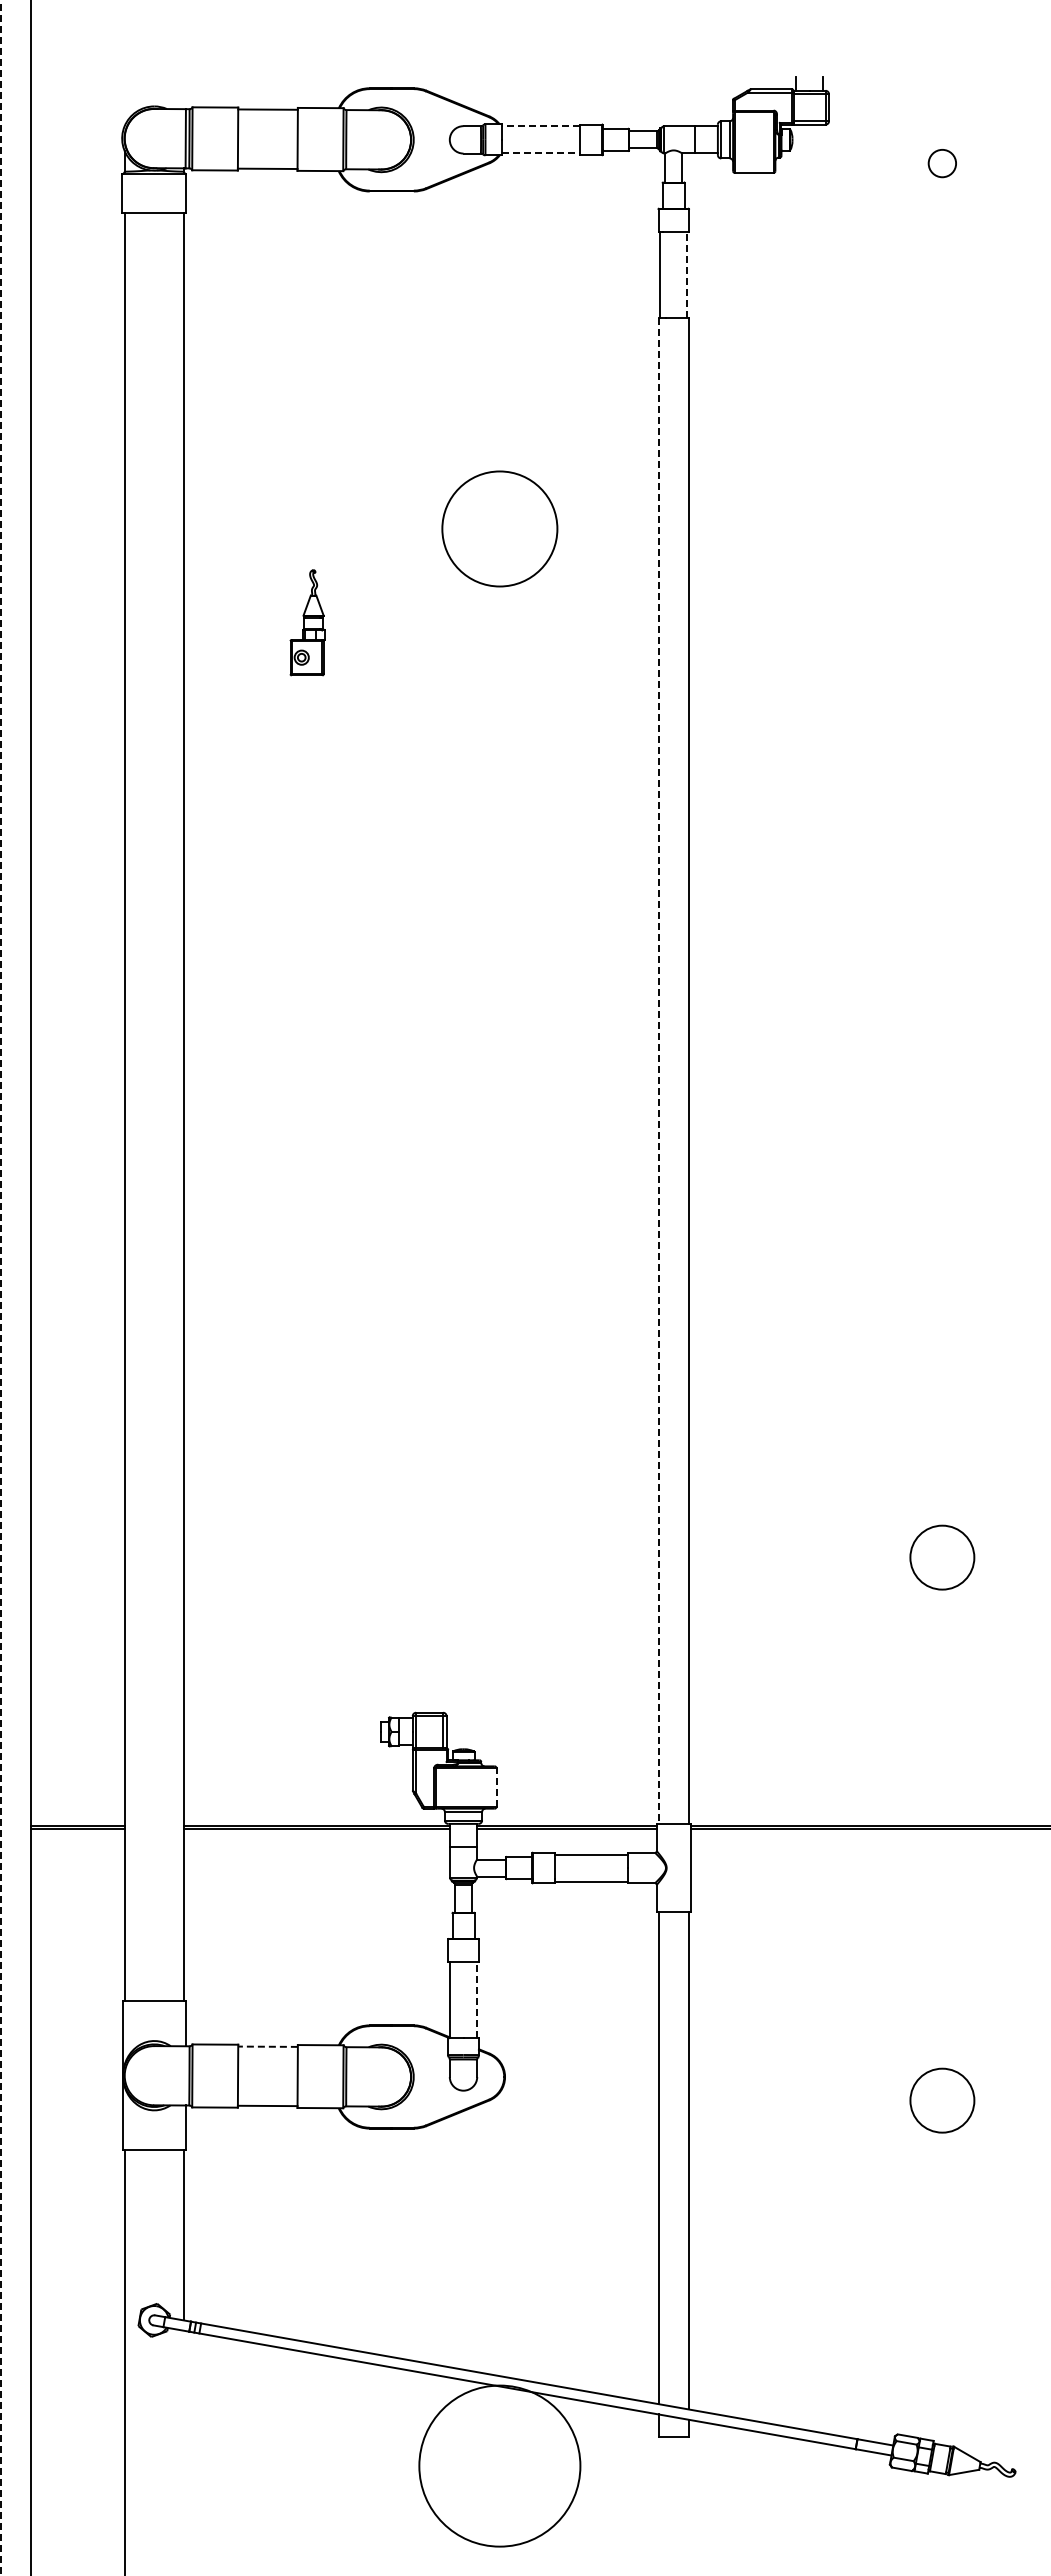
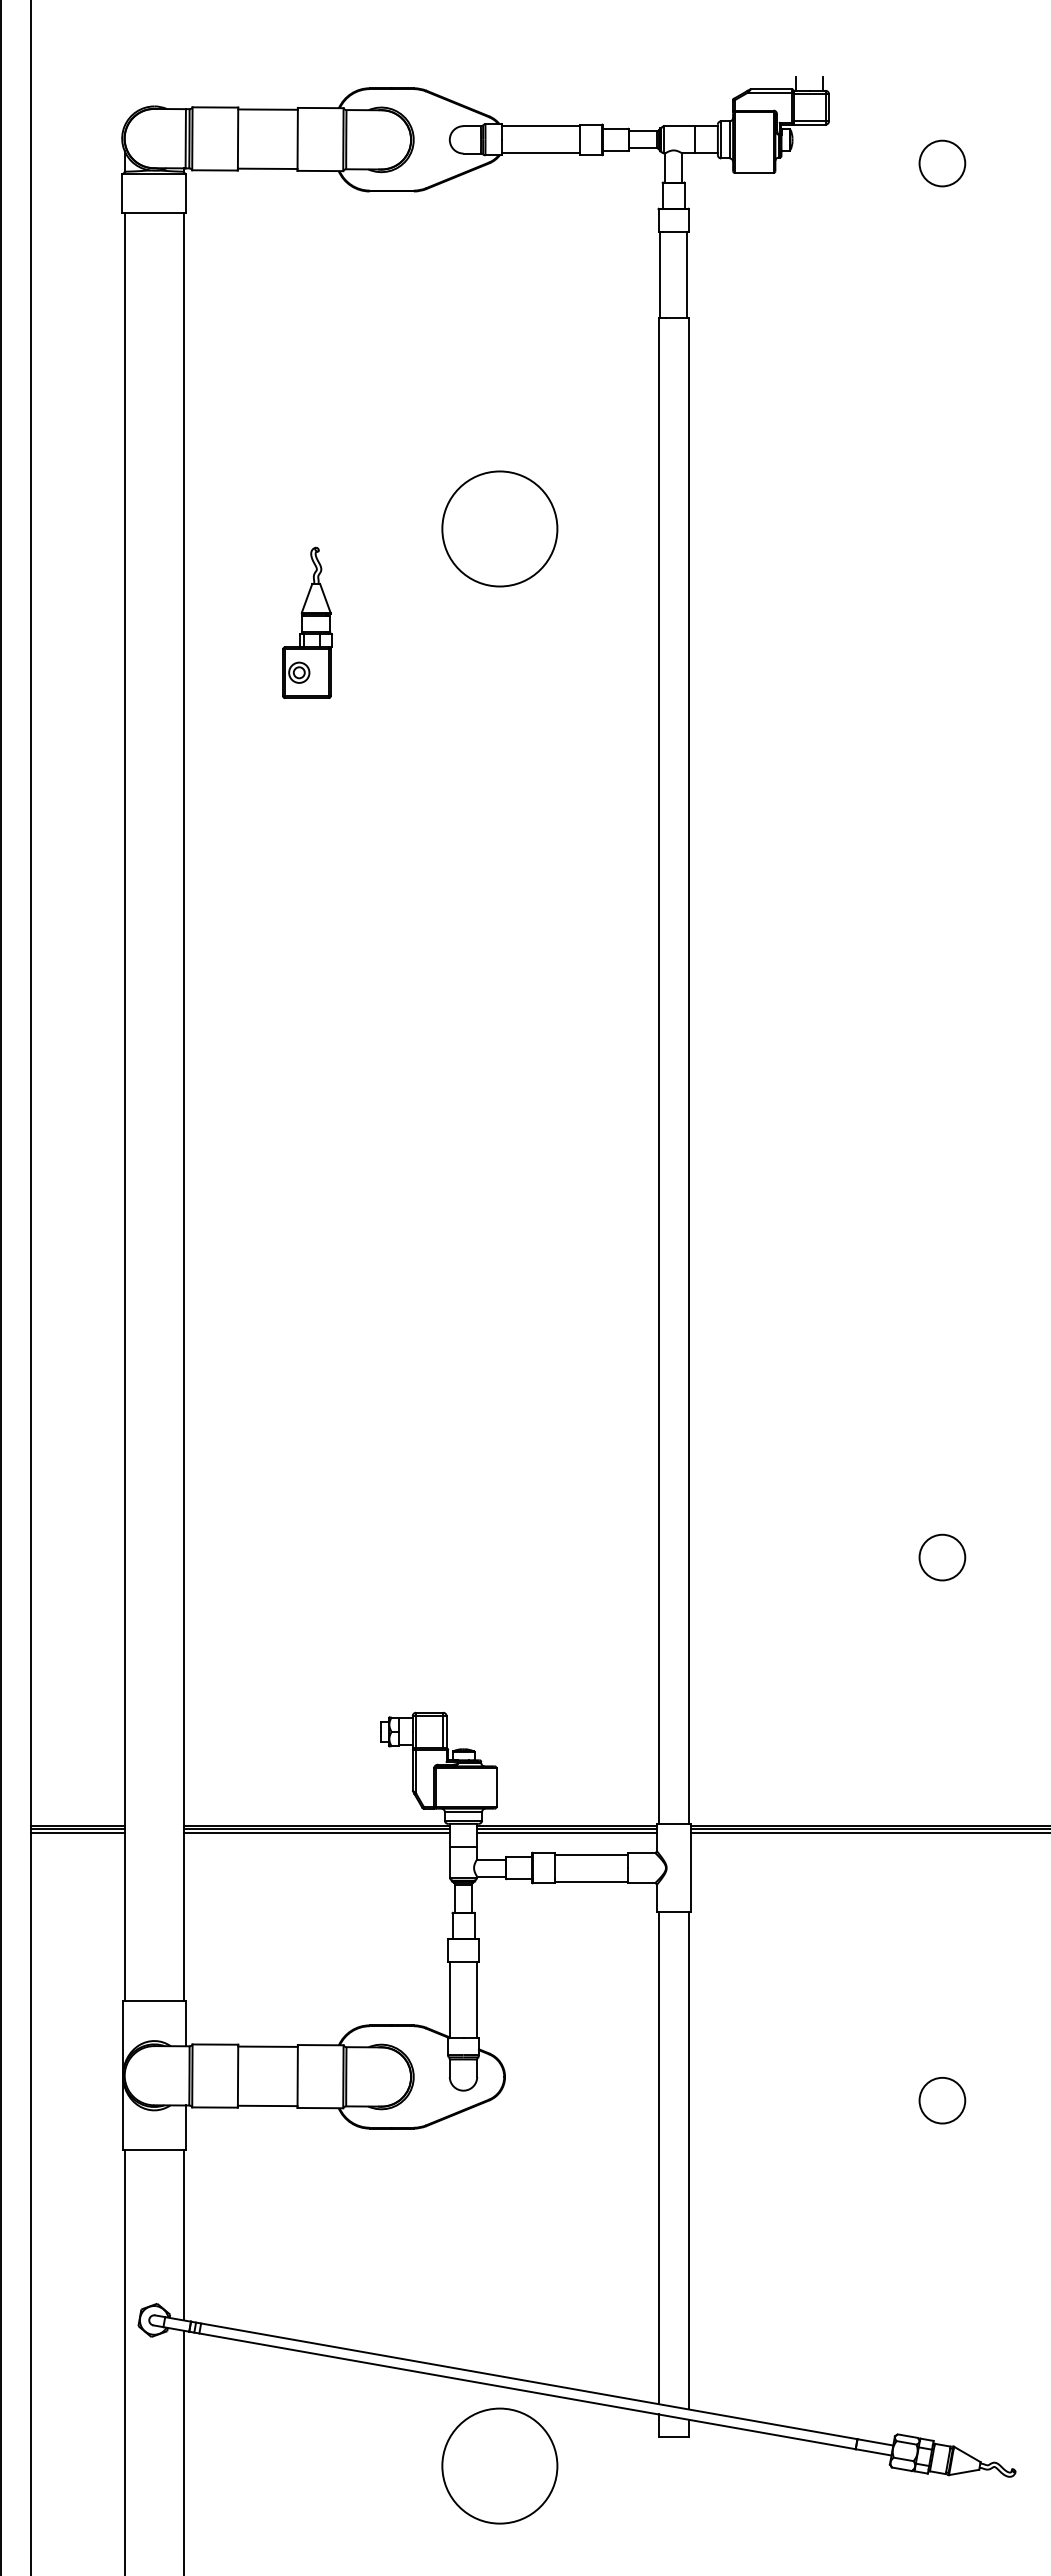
line: dashed -> solid (541, 126)
line: dashed -> solid (541, 153)
circle diameter: 27 px -> 46 px (942, 163)
line: dashed -> solid (687, 274)
part size: 37x108 px -> 51x153 px (307, 622)
line: dashed -> solid (658, 1071)
line: dashed -> solid (0, 1287)
circle size: 67x67 px -> 49x49 px (942, 1557)
line: dashed -> solid (496, 1787)
line: none -> present (77, 1832)
line: none -> present (316, 1832)
line: none -> present (566, 1832)
line: none -> present (868, 1832)
line: dashed -> solid (477, 1999)
line: dashed -> solid (268, 2046)
circle diameter: 64 px -> 46 px (942, 2100)
line: none -> present (183, 2451)
circle diameter: 161 px -> 115 px (499, 2465)
